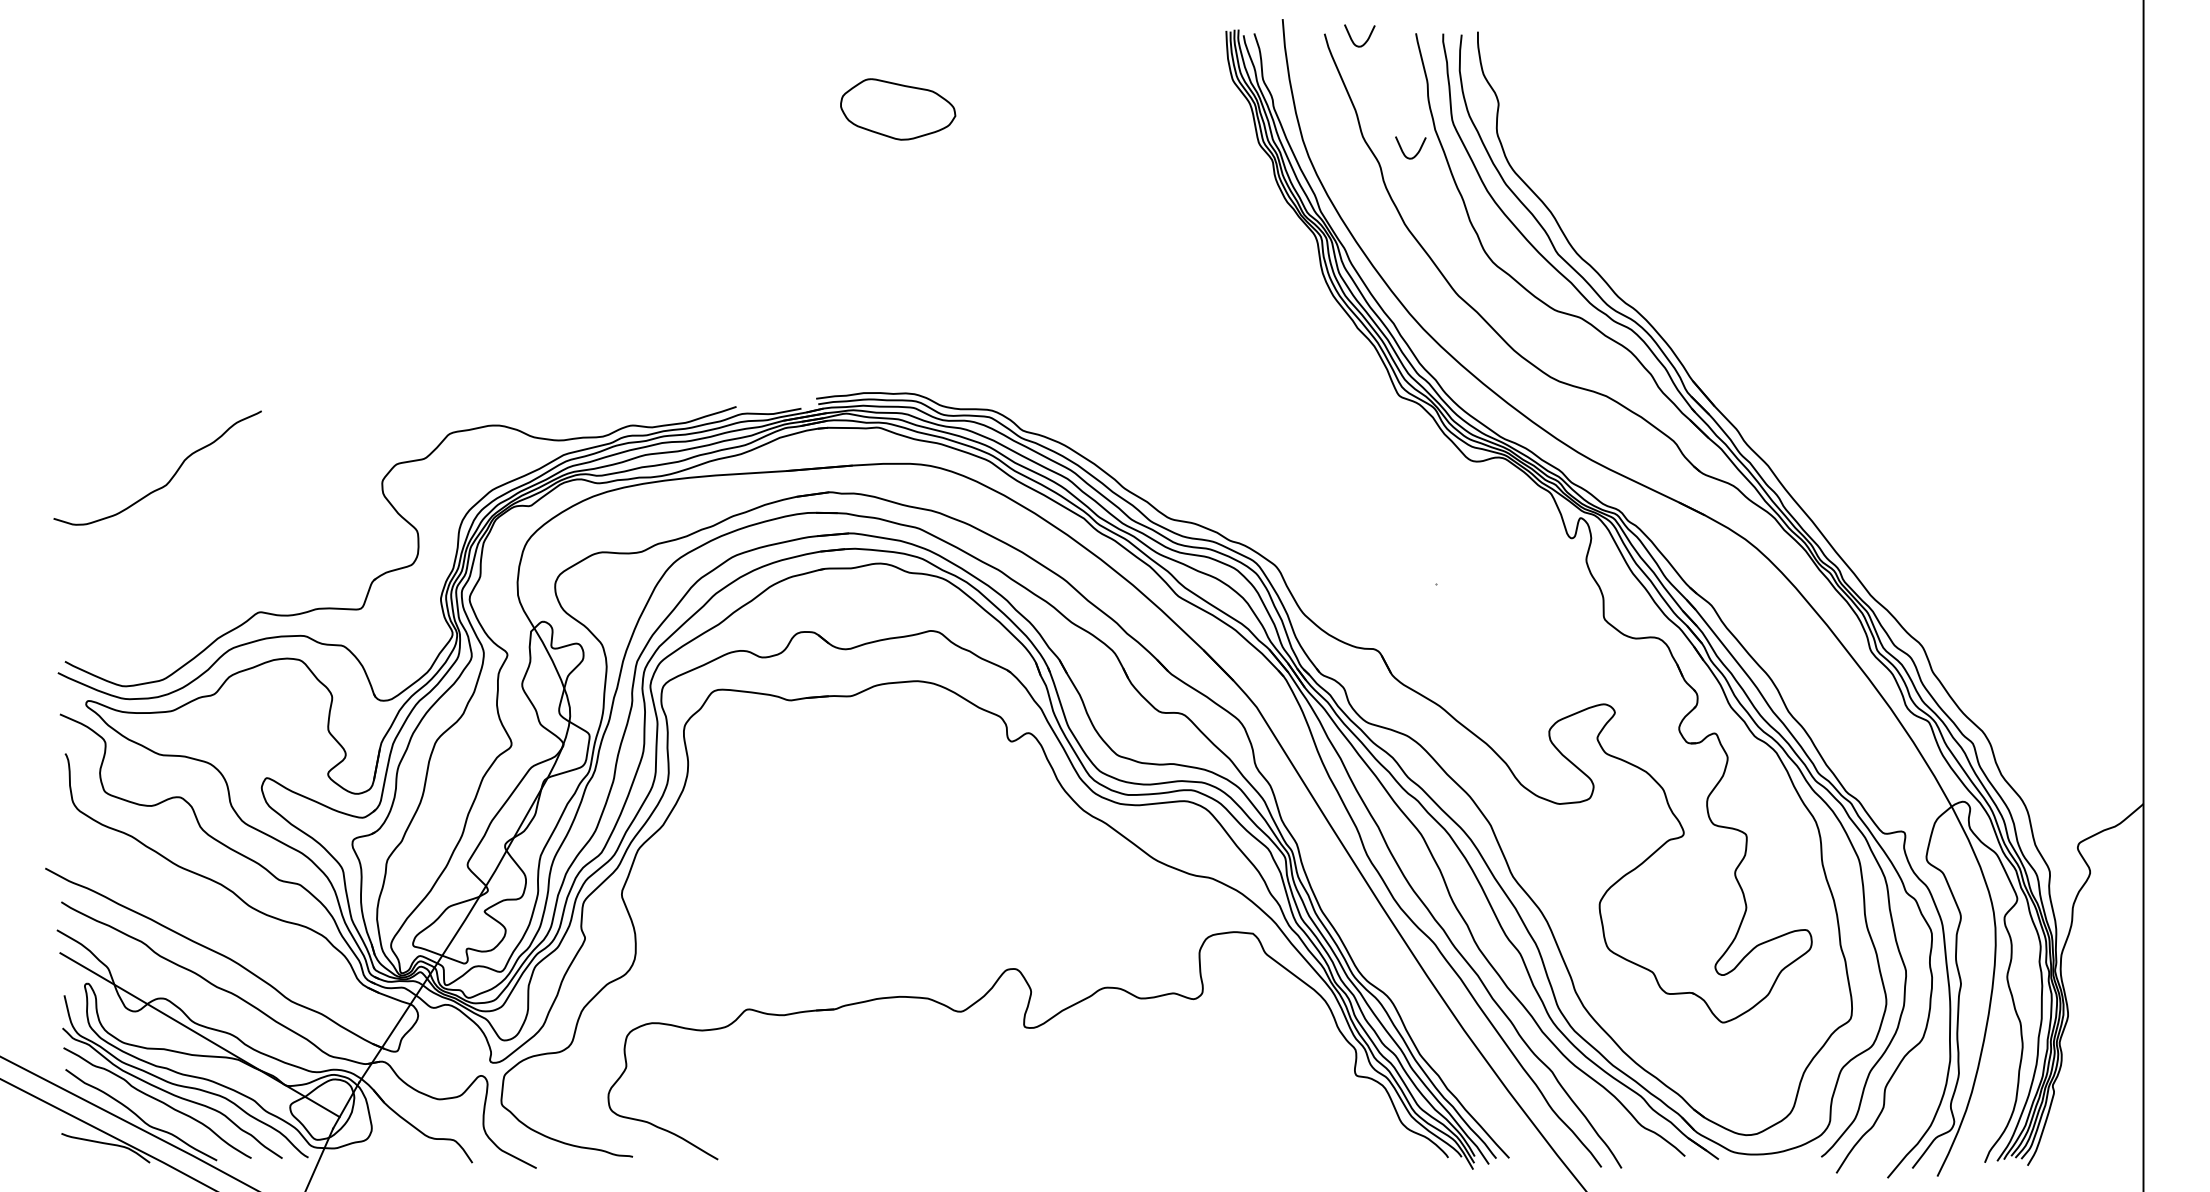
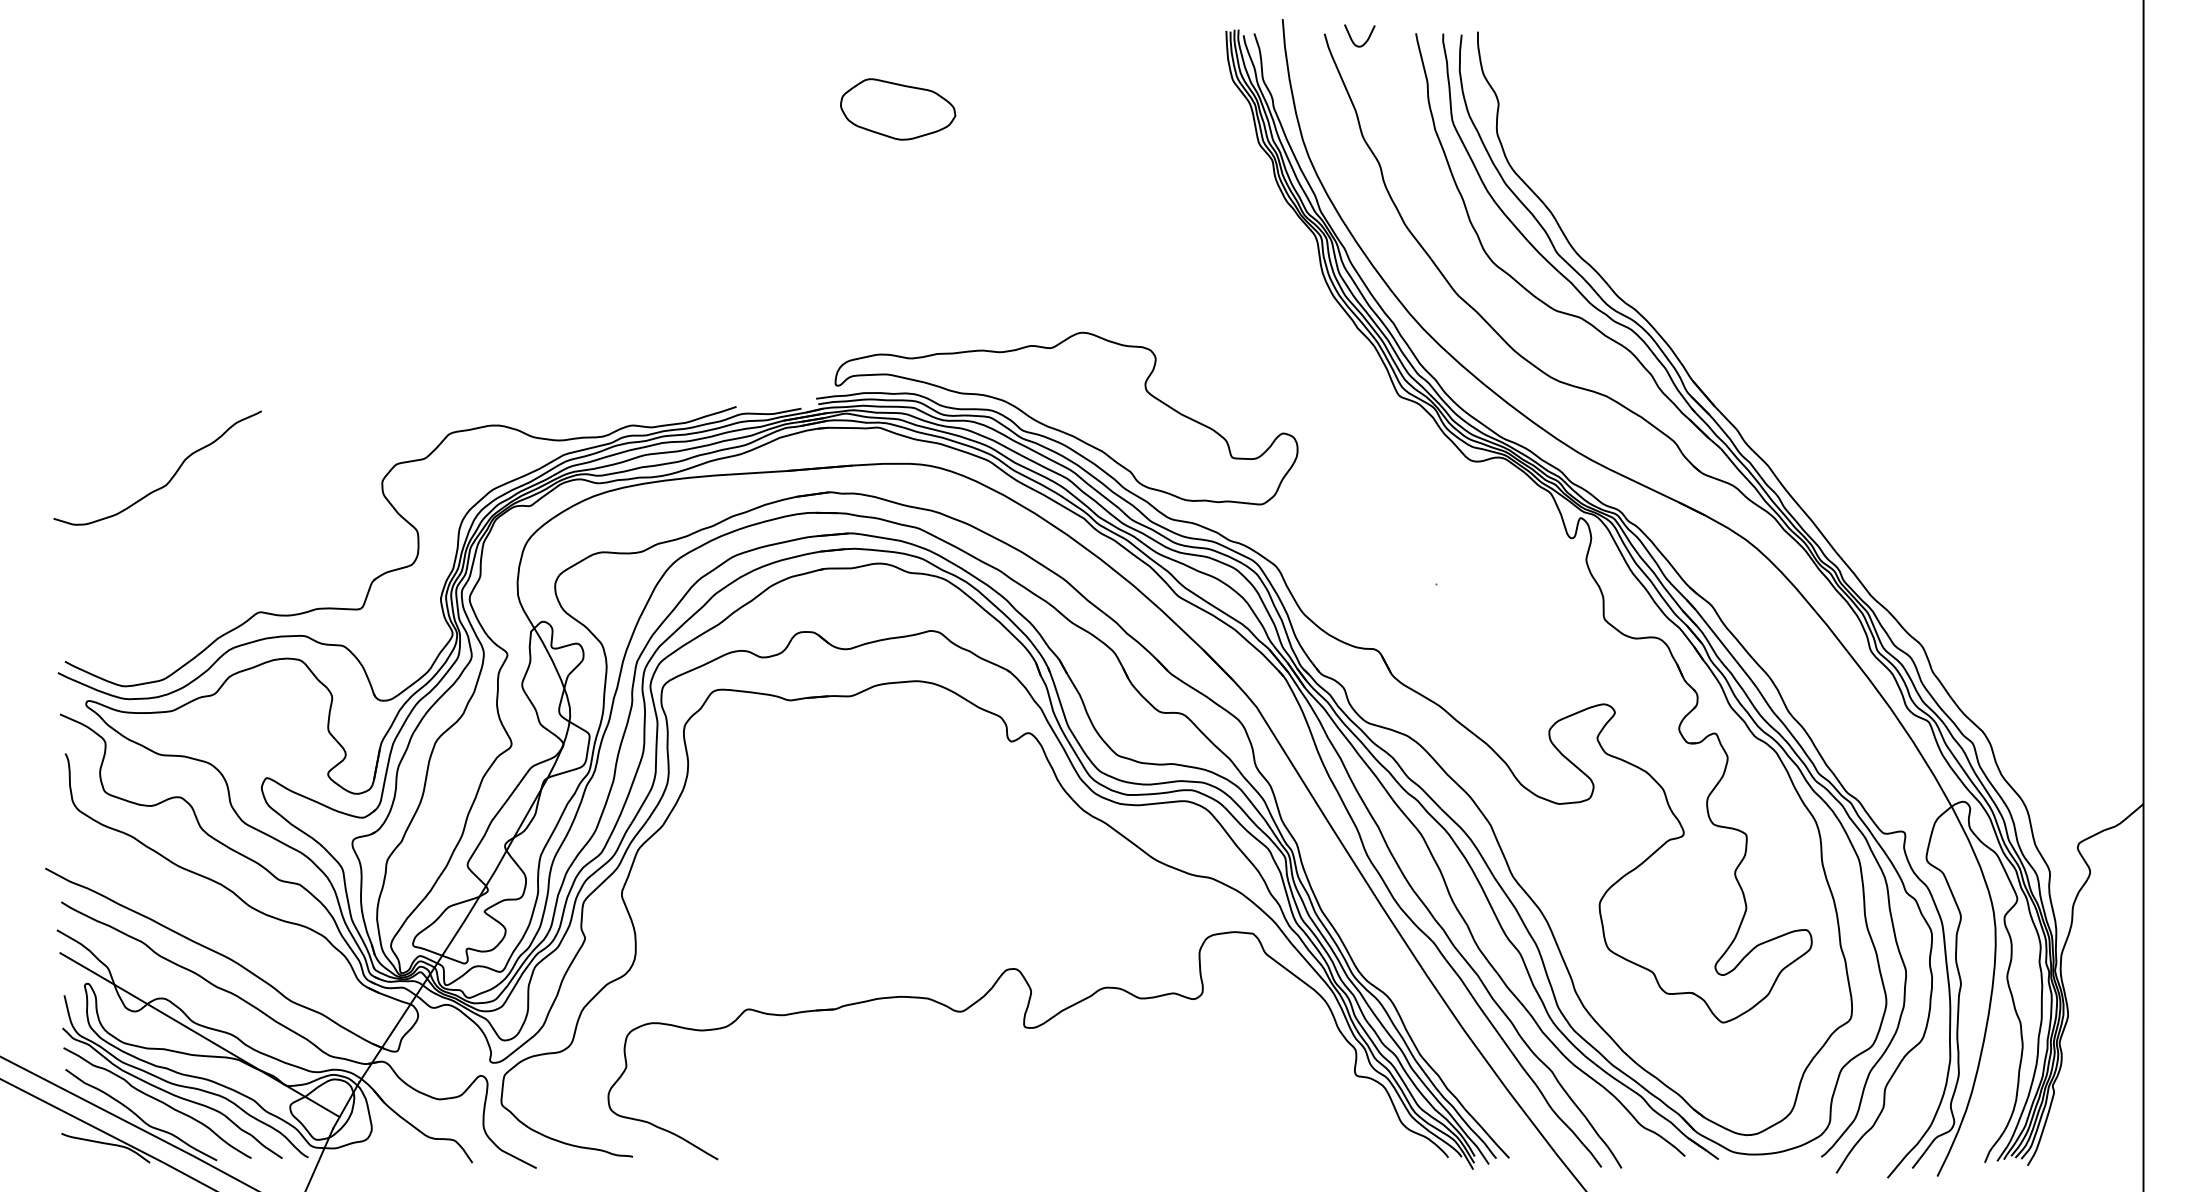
curve: present -> none (1403, 151)
part: none -> present (1066, 418)
